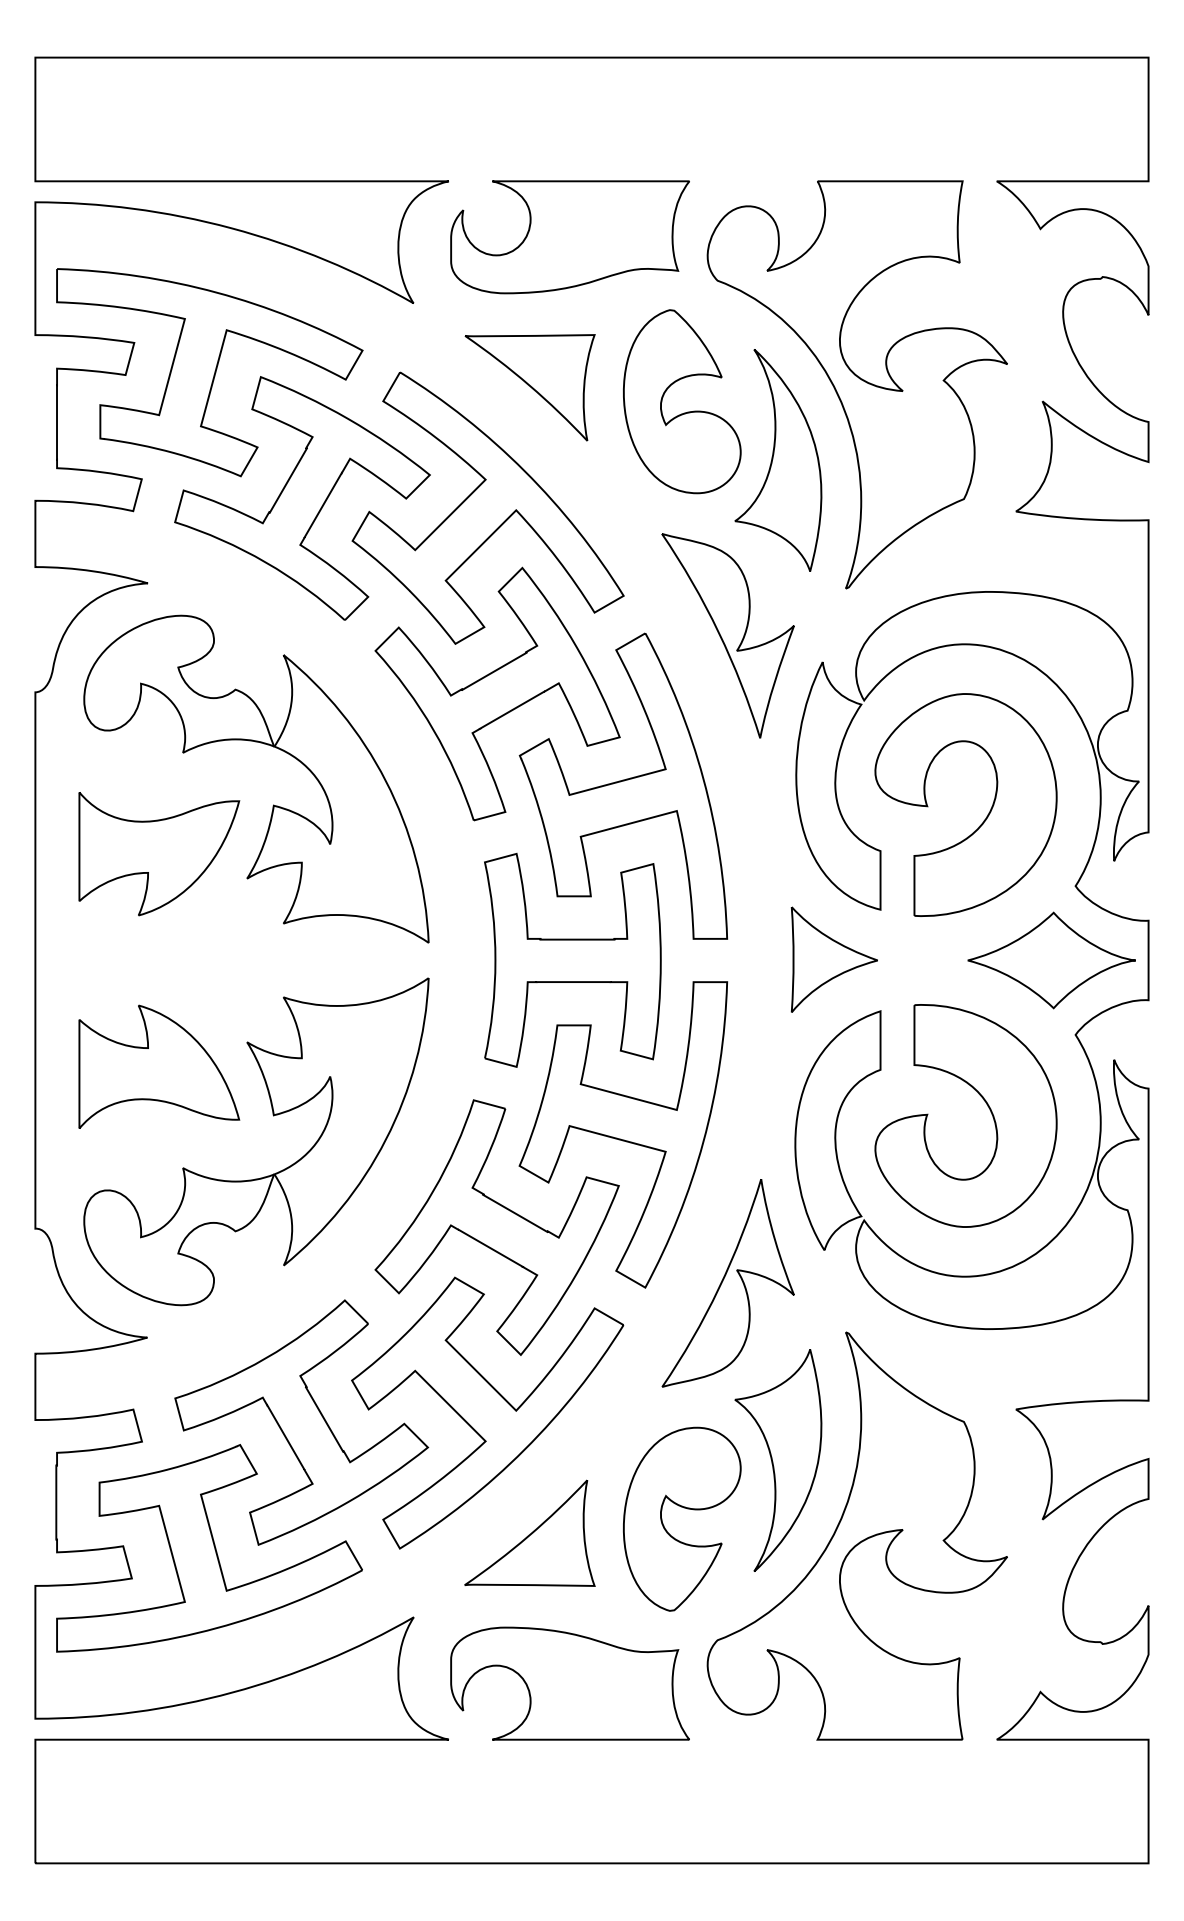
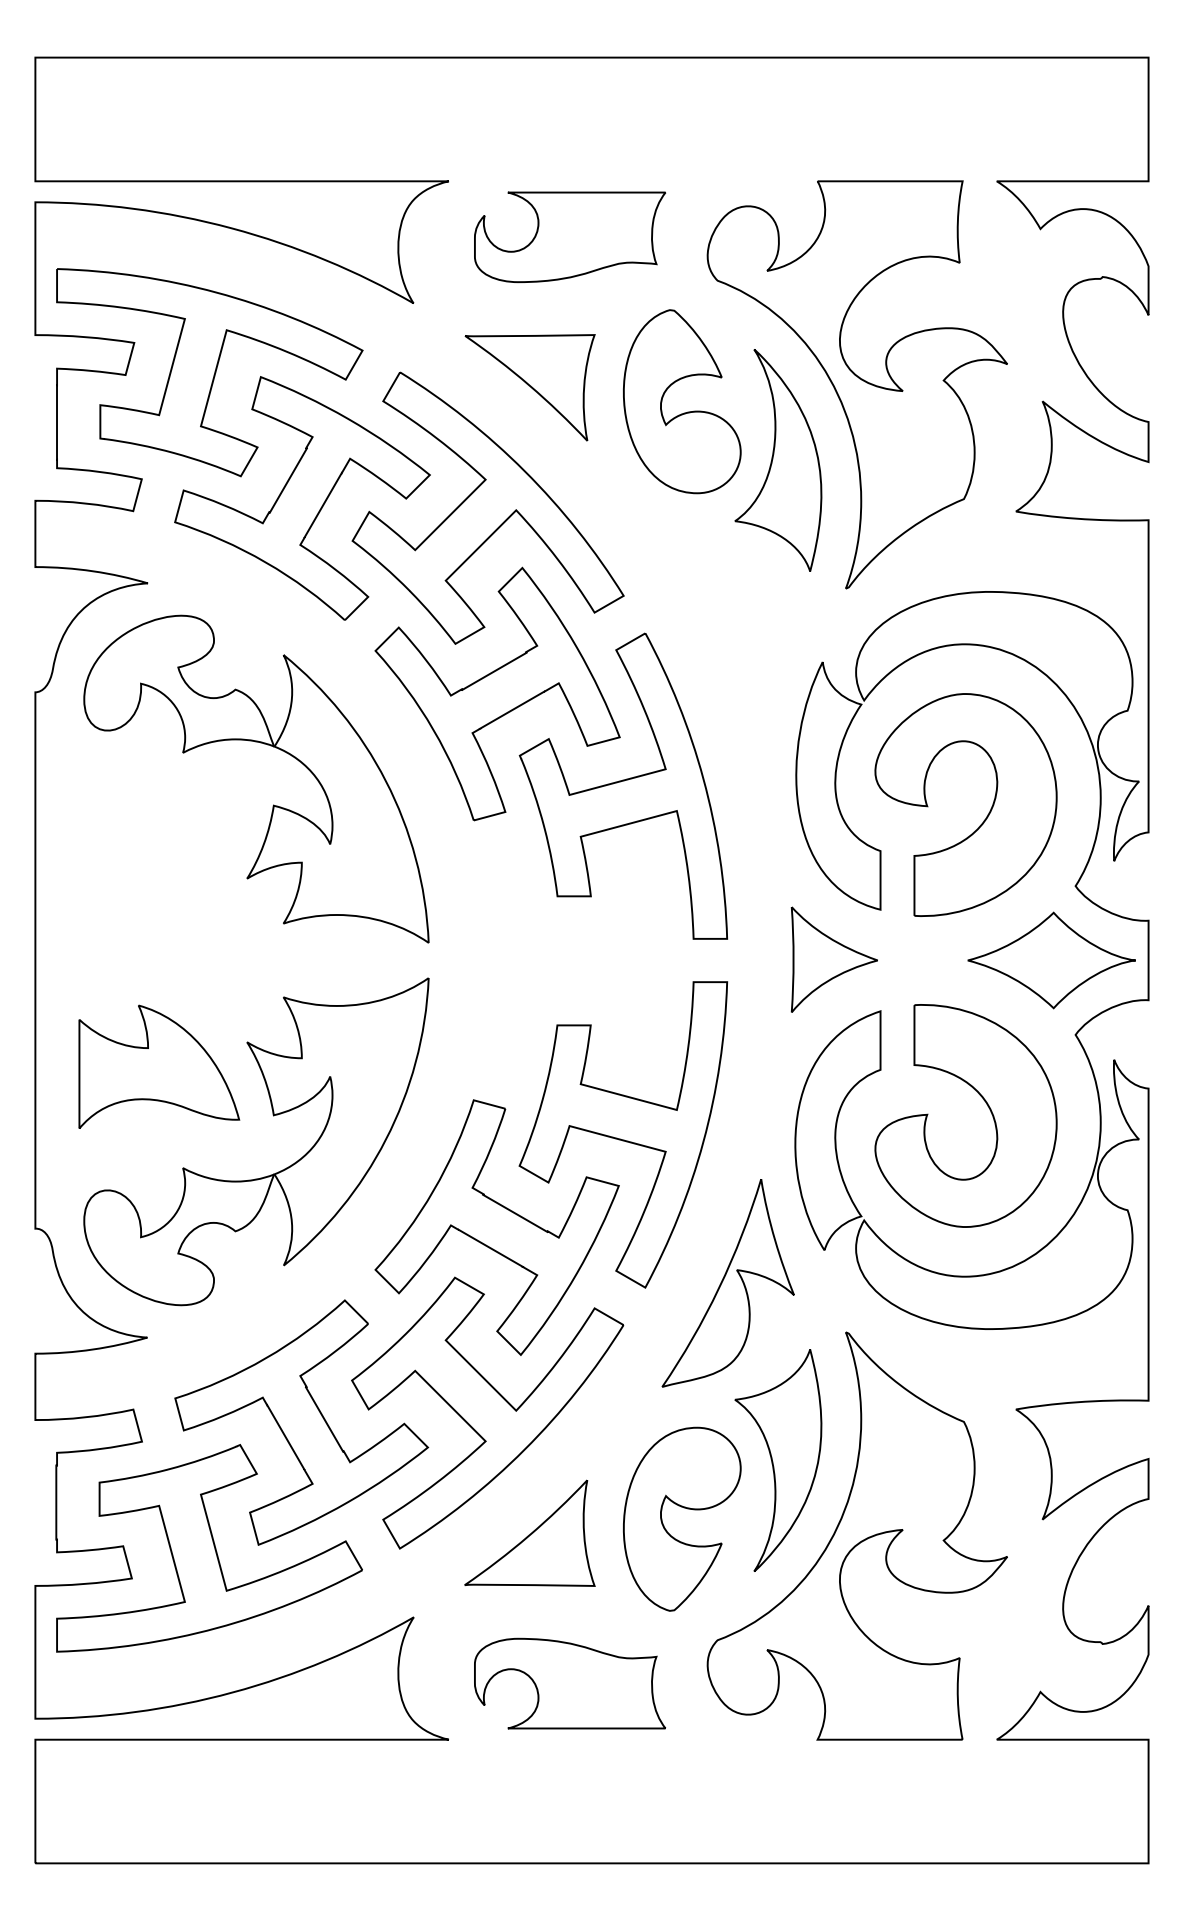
part size: 240x115 px -> 193x93 px (570, 237)
part: present -> none (727, 635)
part: present -> none (159, 854)
part: present -> none (572, 960)
part size: 240x115 px -> 192x93 px (569, 1683)
